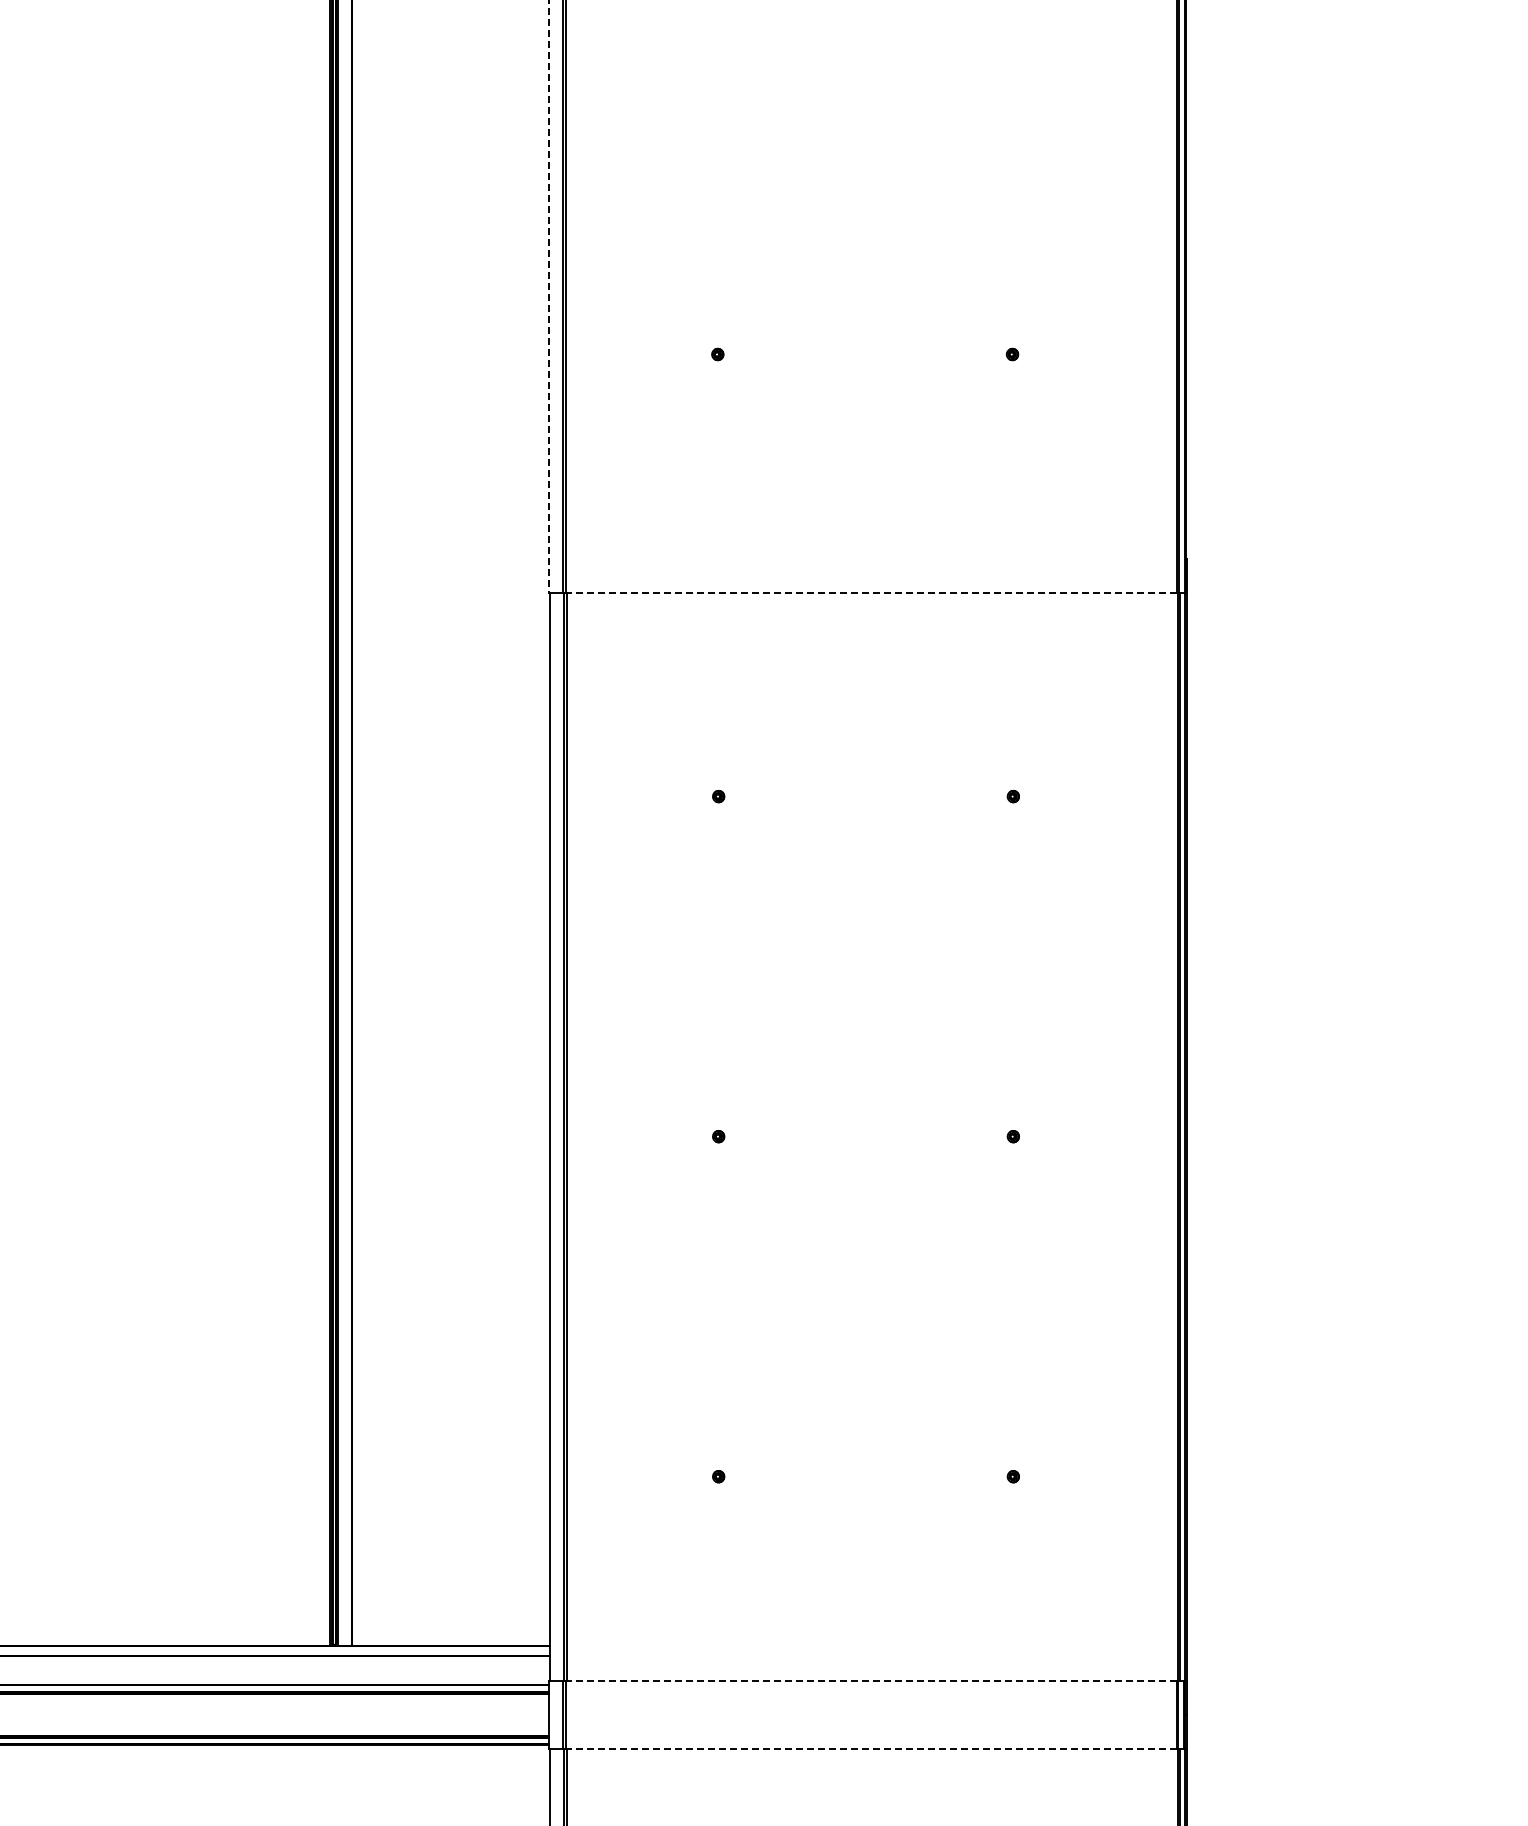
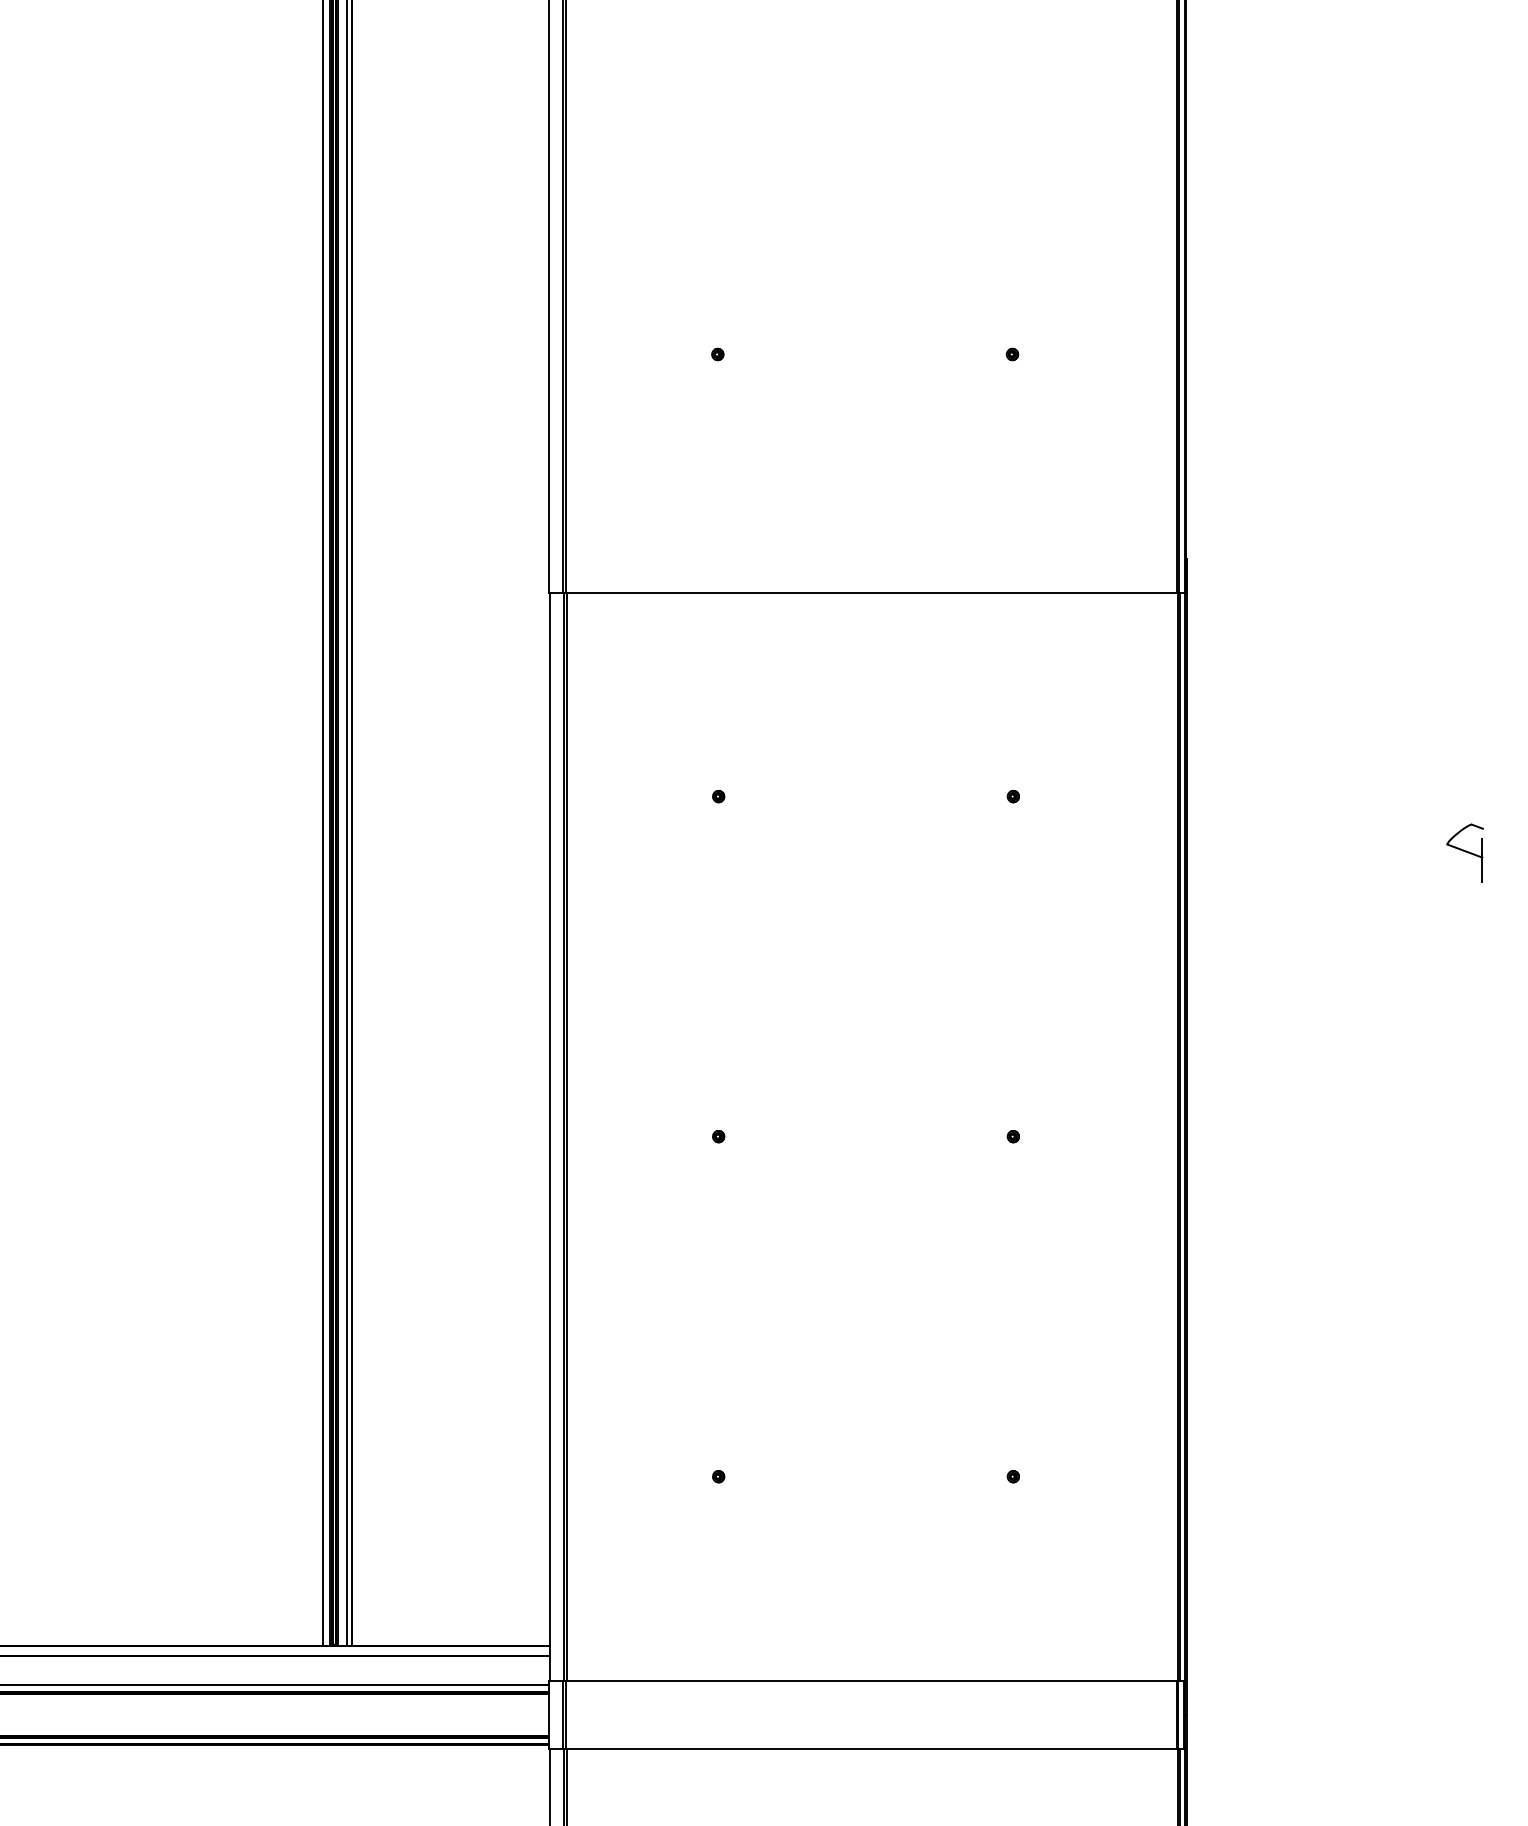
line: dashed -> solid (549, 296)
line: dashed -> solid (871, 592)
line: none -> present (322, 823)
line: none -> present (347, 823)
part: none -> present (1464, 852)
line: dashed -> solid (871, 1680)
line: dashed -> solid (871, 1748)
